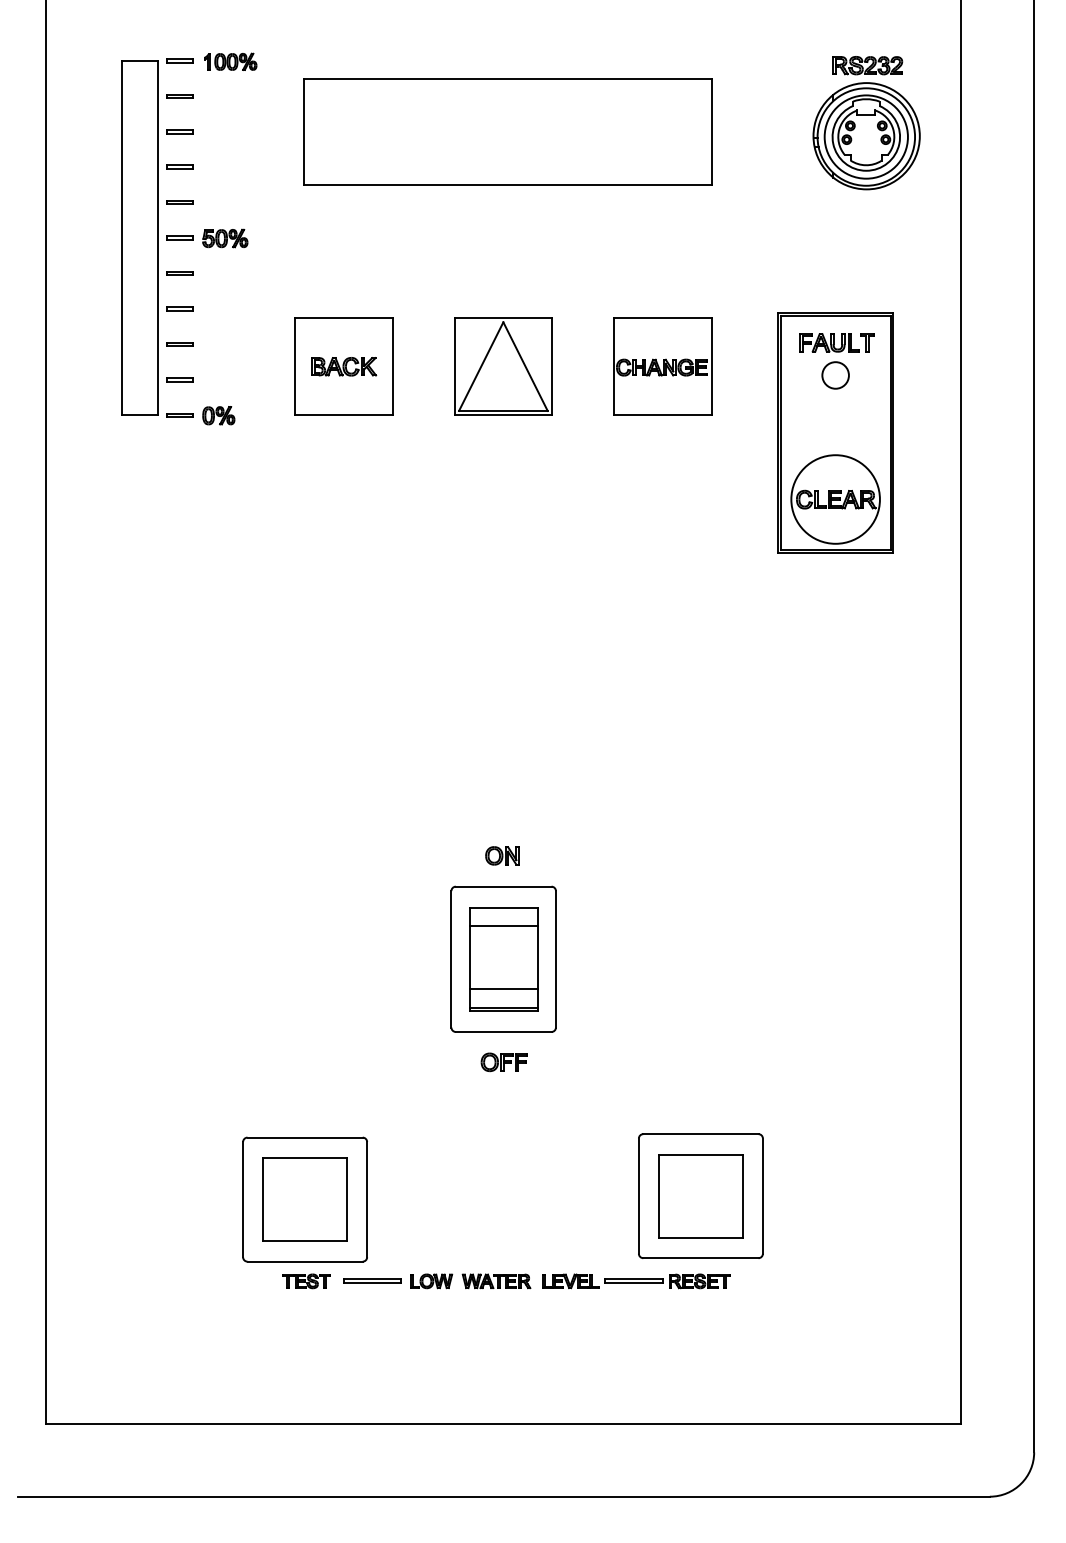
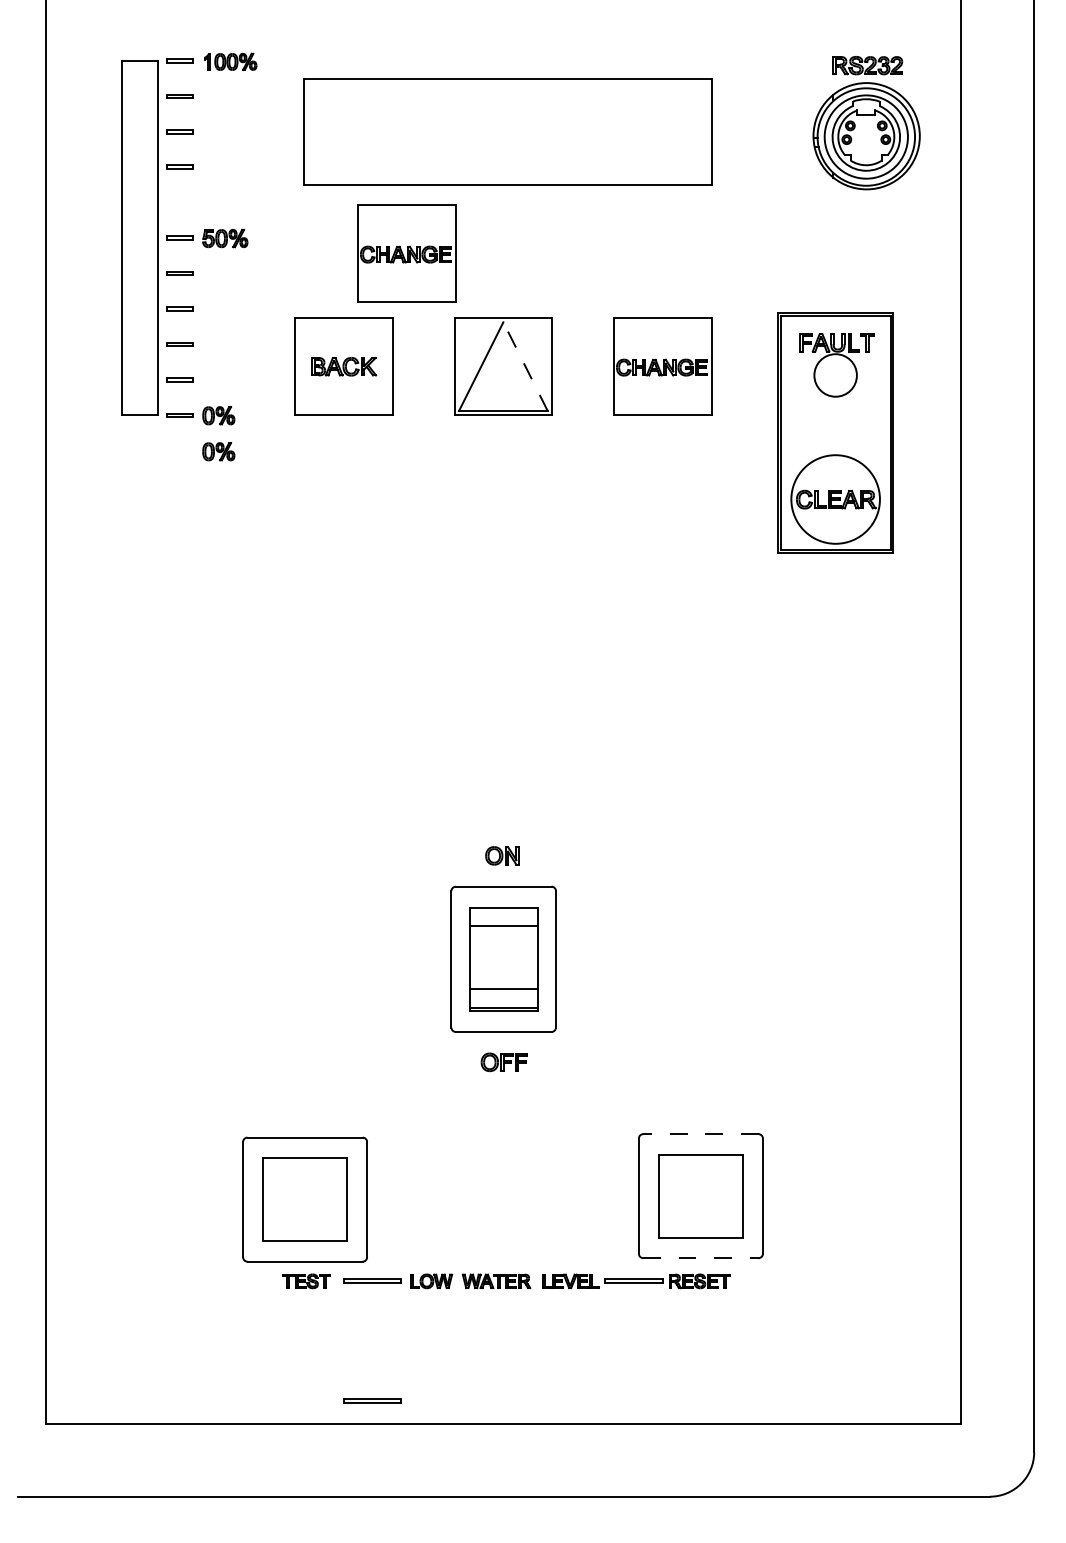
line: present -> none (179, 201)
part: none -> present (406, 253)
line: solid -> dashed (525, 366)
circle diameter: 27 px -> 43 px (835, 375)
part: none -> present (218, 451)
line: solid -> dashed (700, 1134)
line: solid -> dashed (700, 1258)
part: none -> present (372, 1400)
